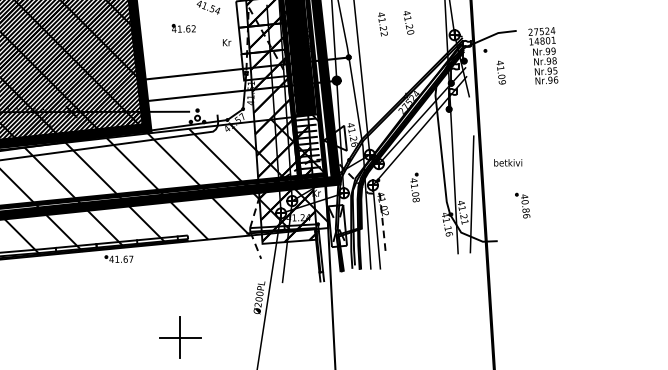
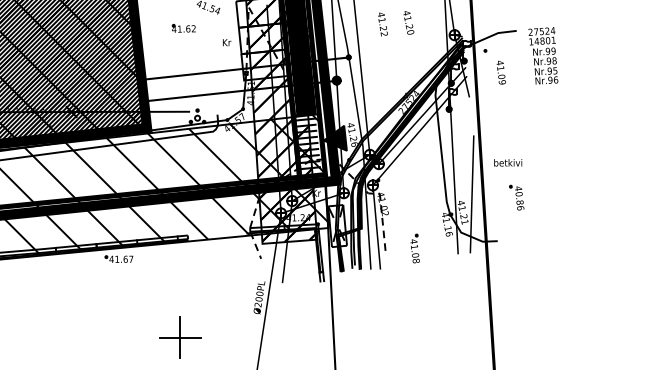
fill: none -> present (334, 137)
part position: (414, 187) -> (414, 248) (414, 248)
part position: (522, 205) -> (516, 197) (516, 197)
